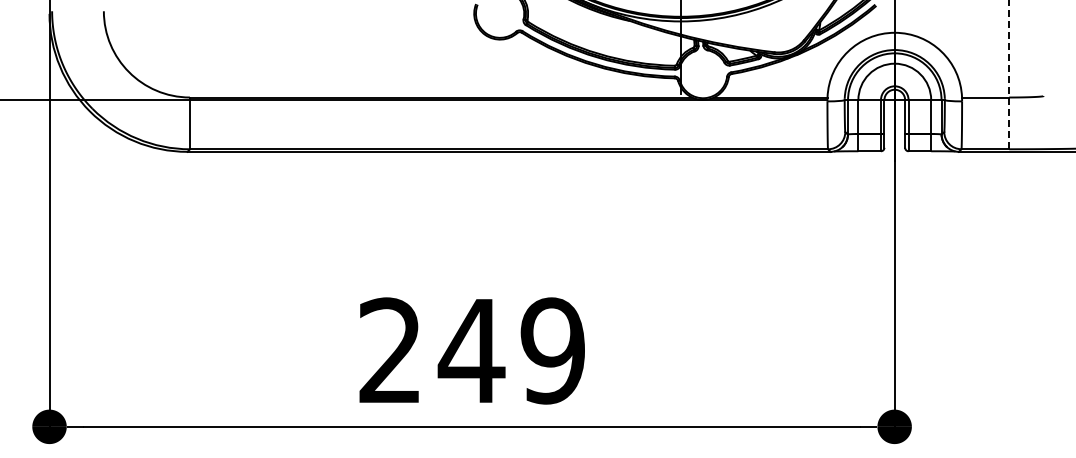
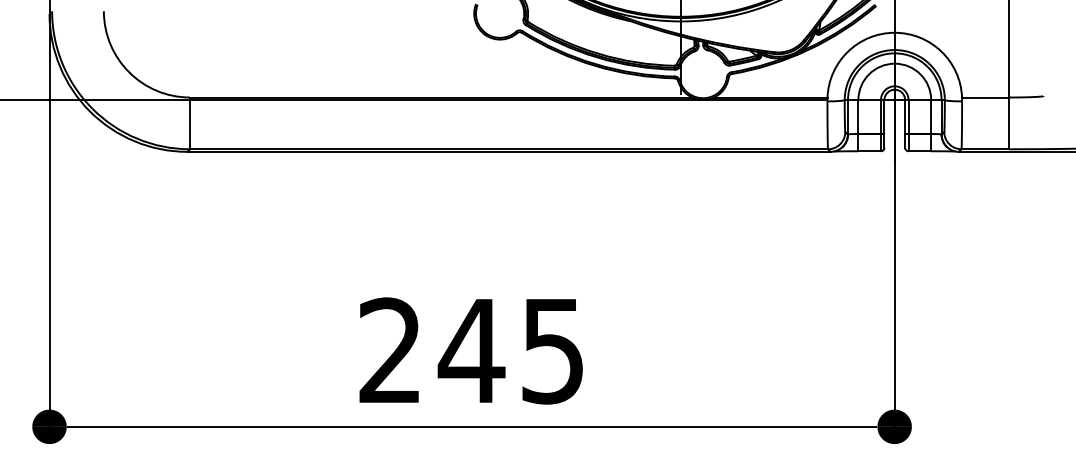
line: dashed -> solid (1009, 74)
text: 249 -> 245 (552, 350)
